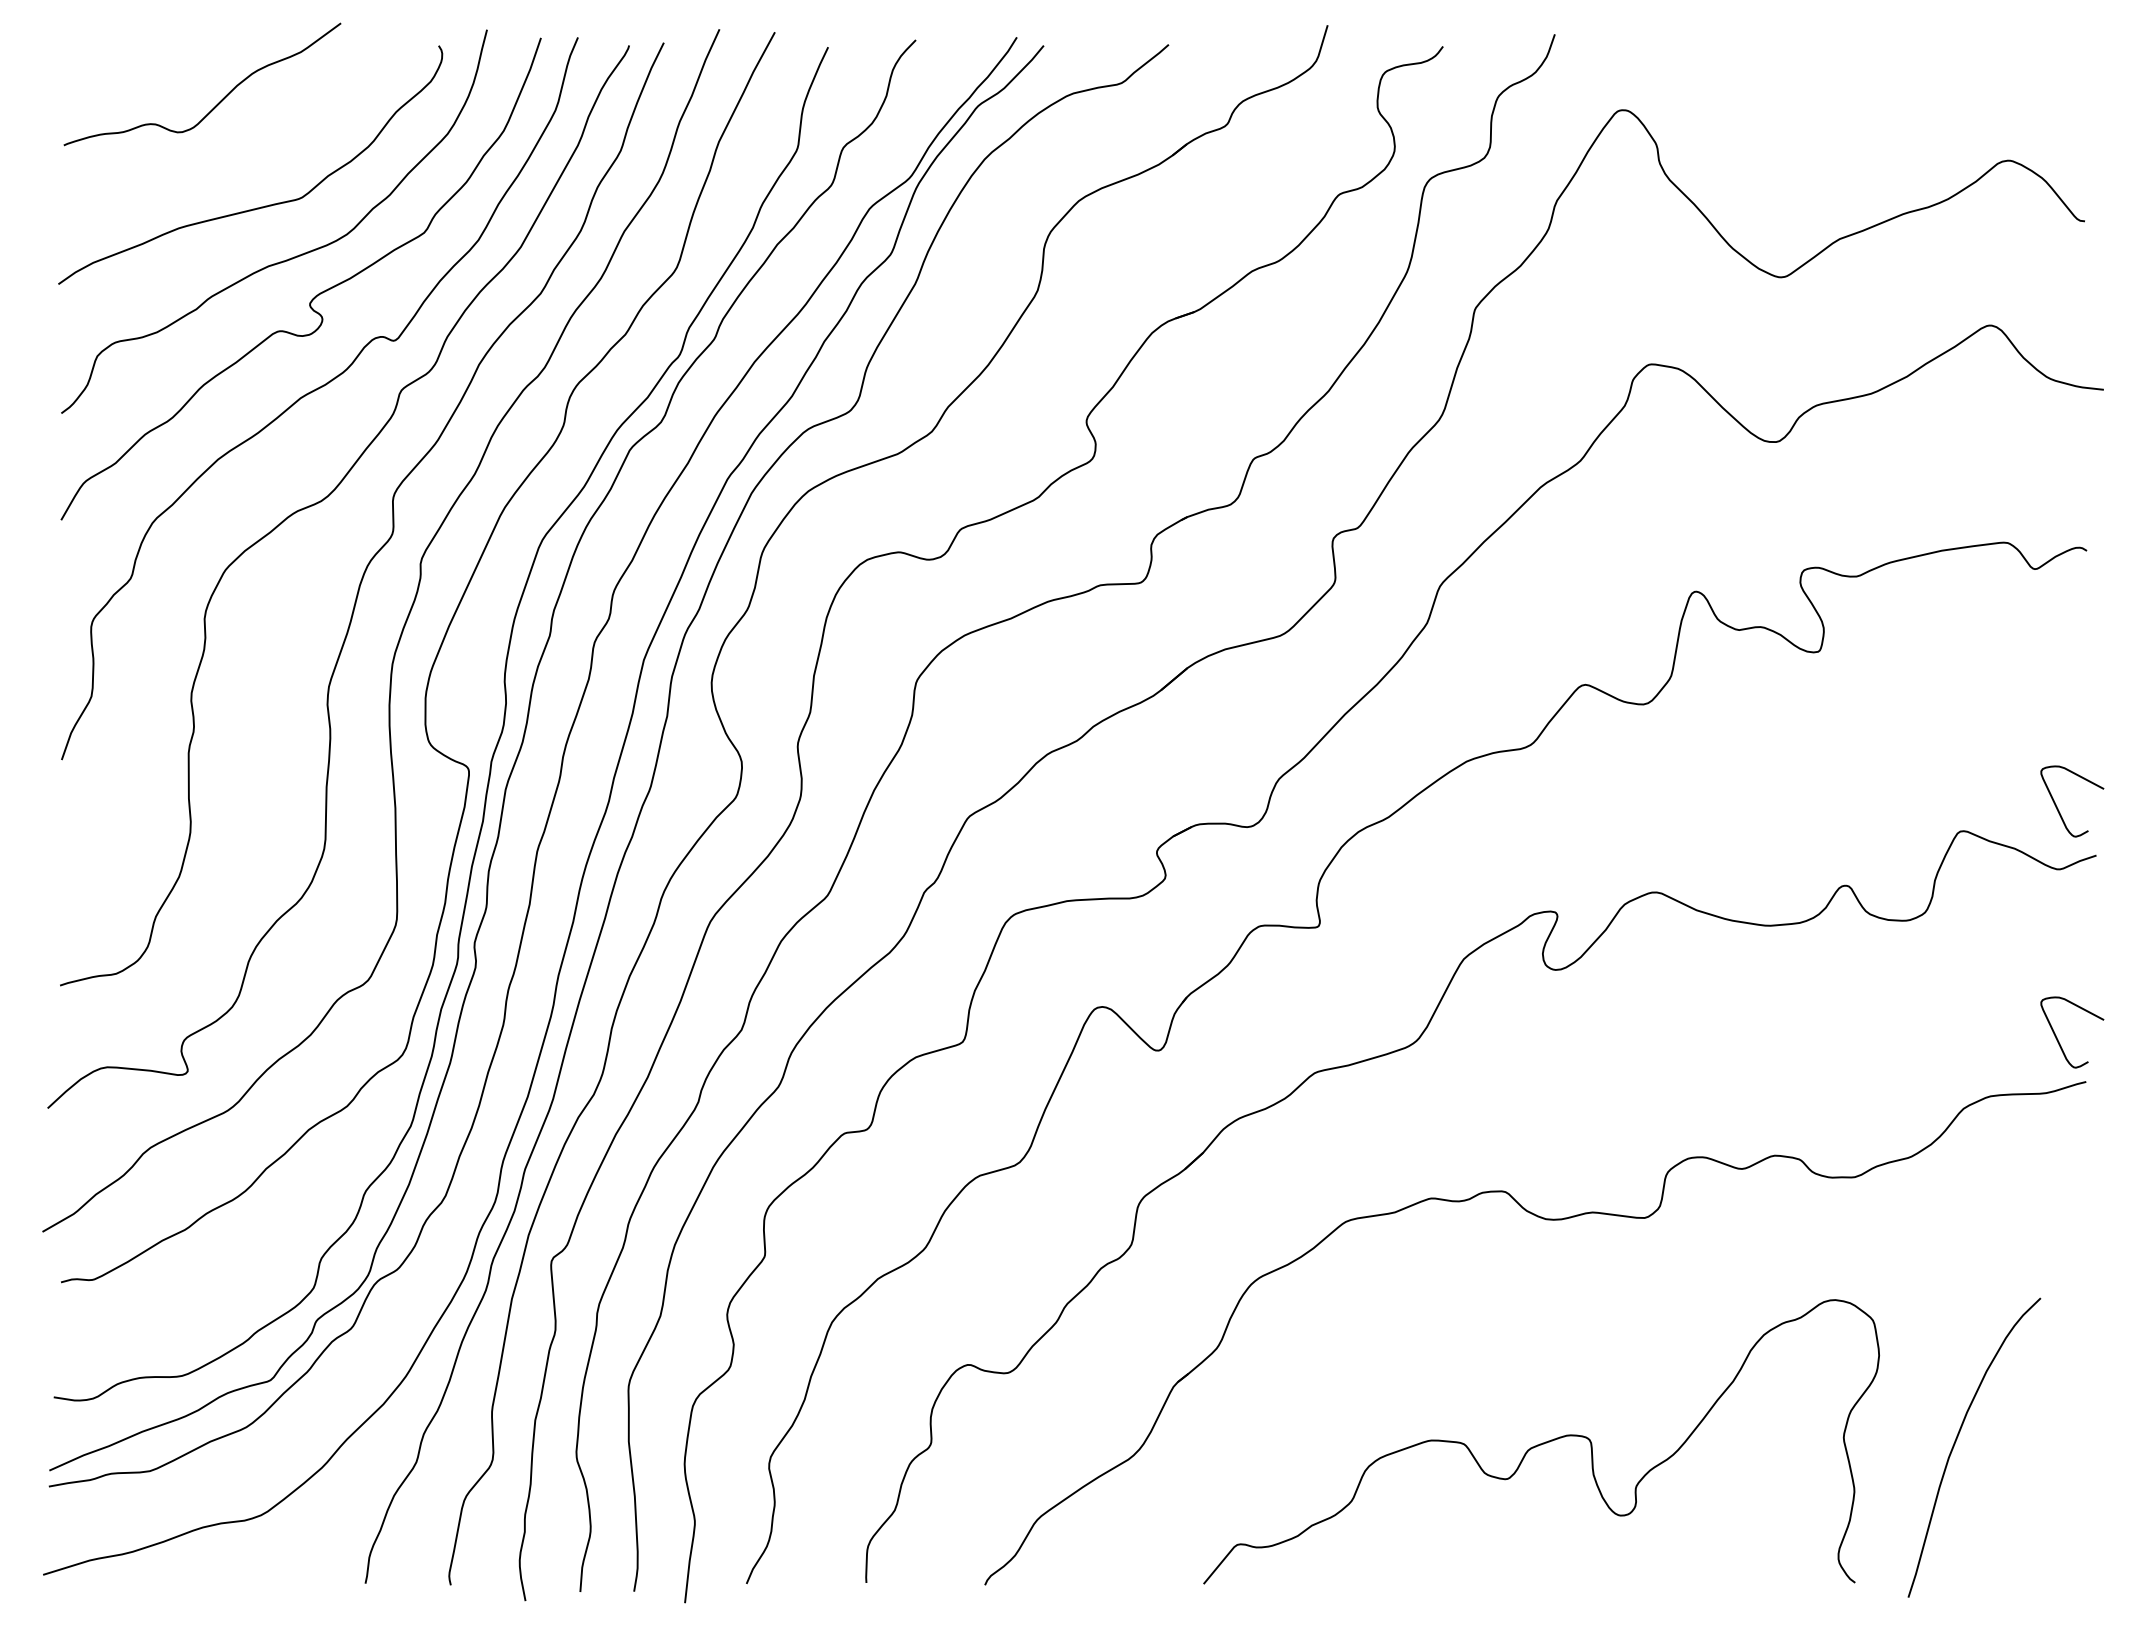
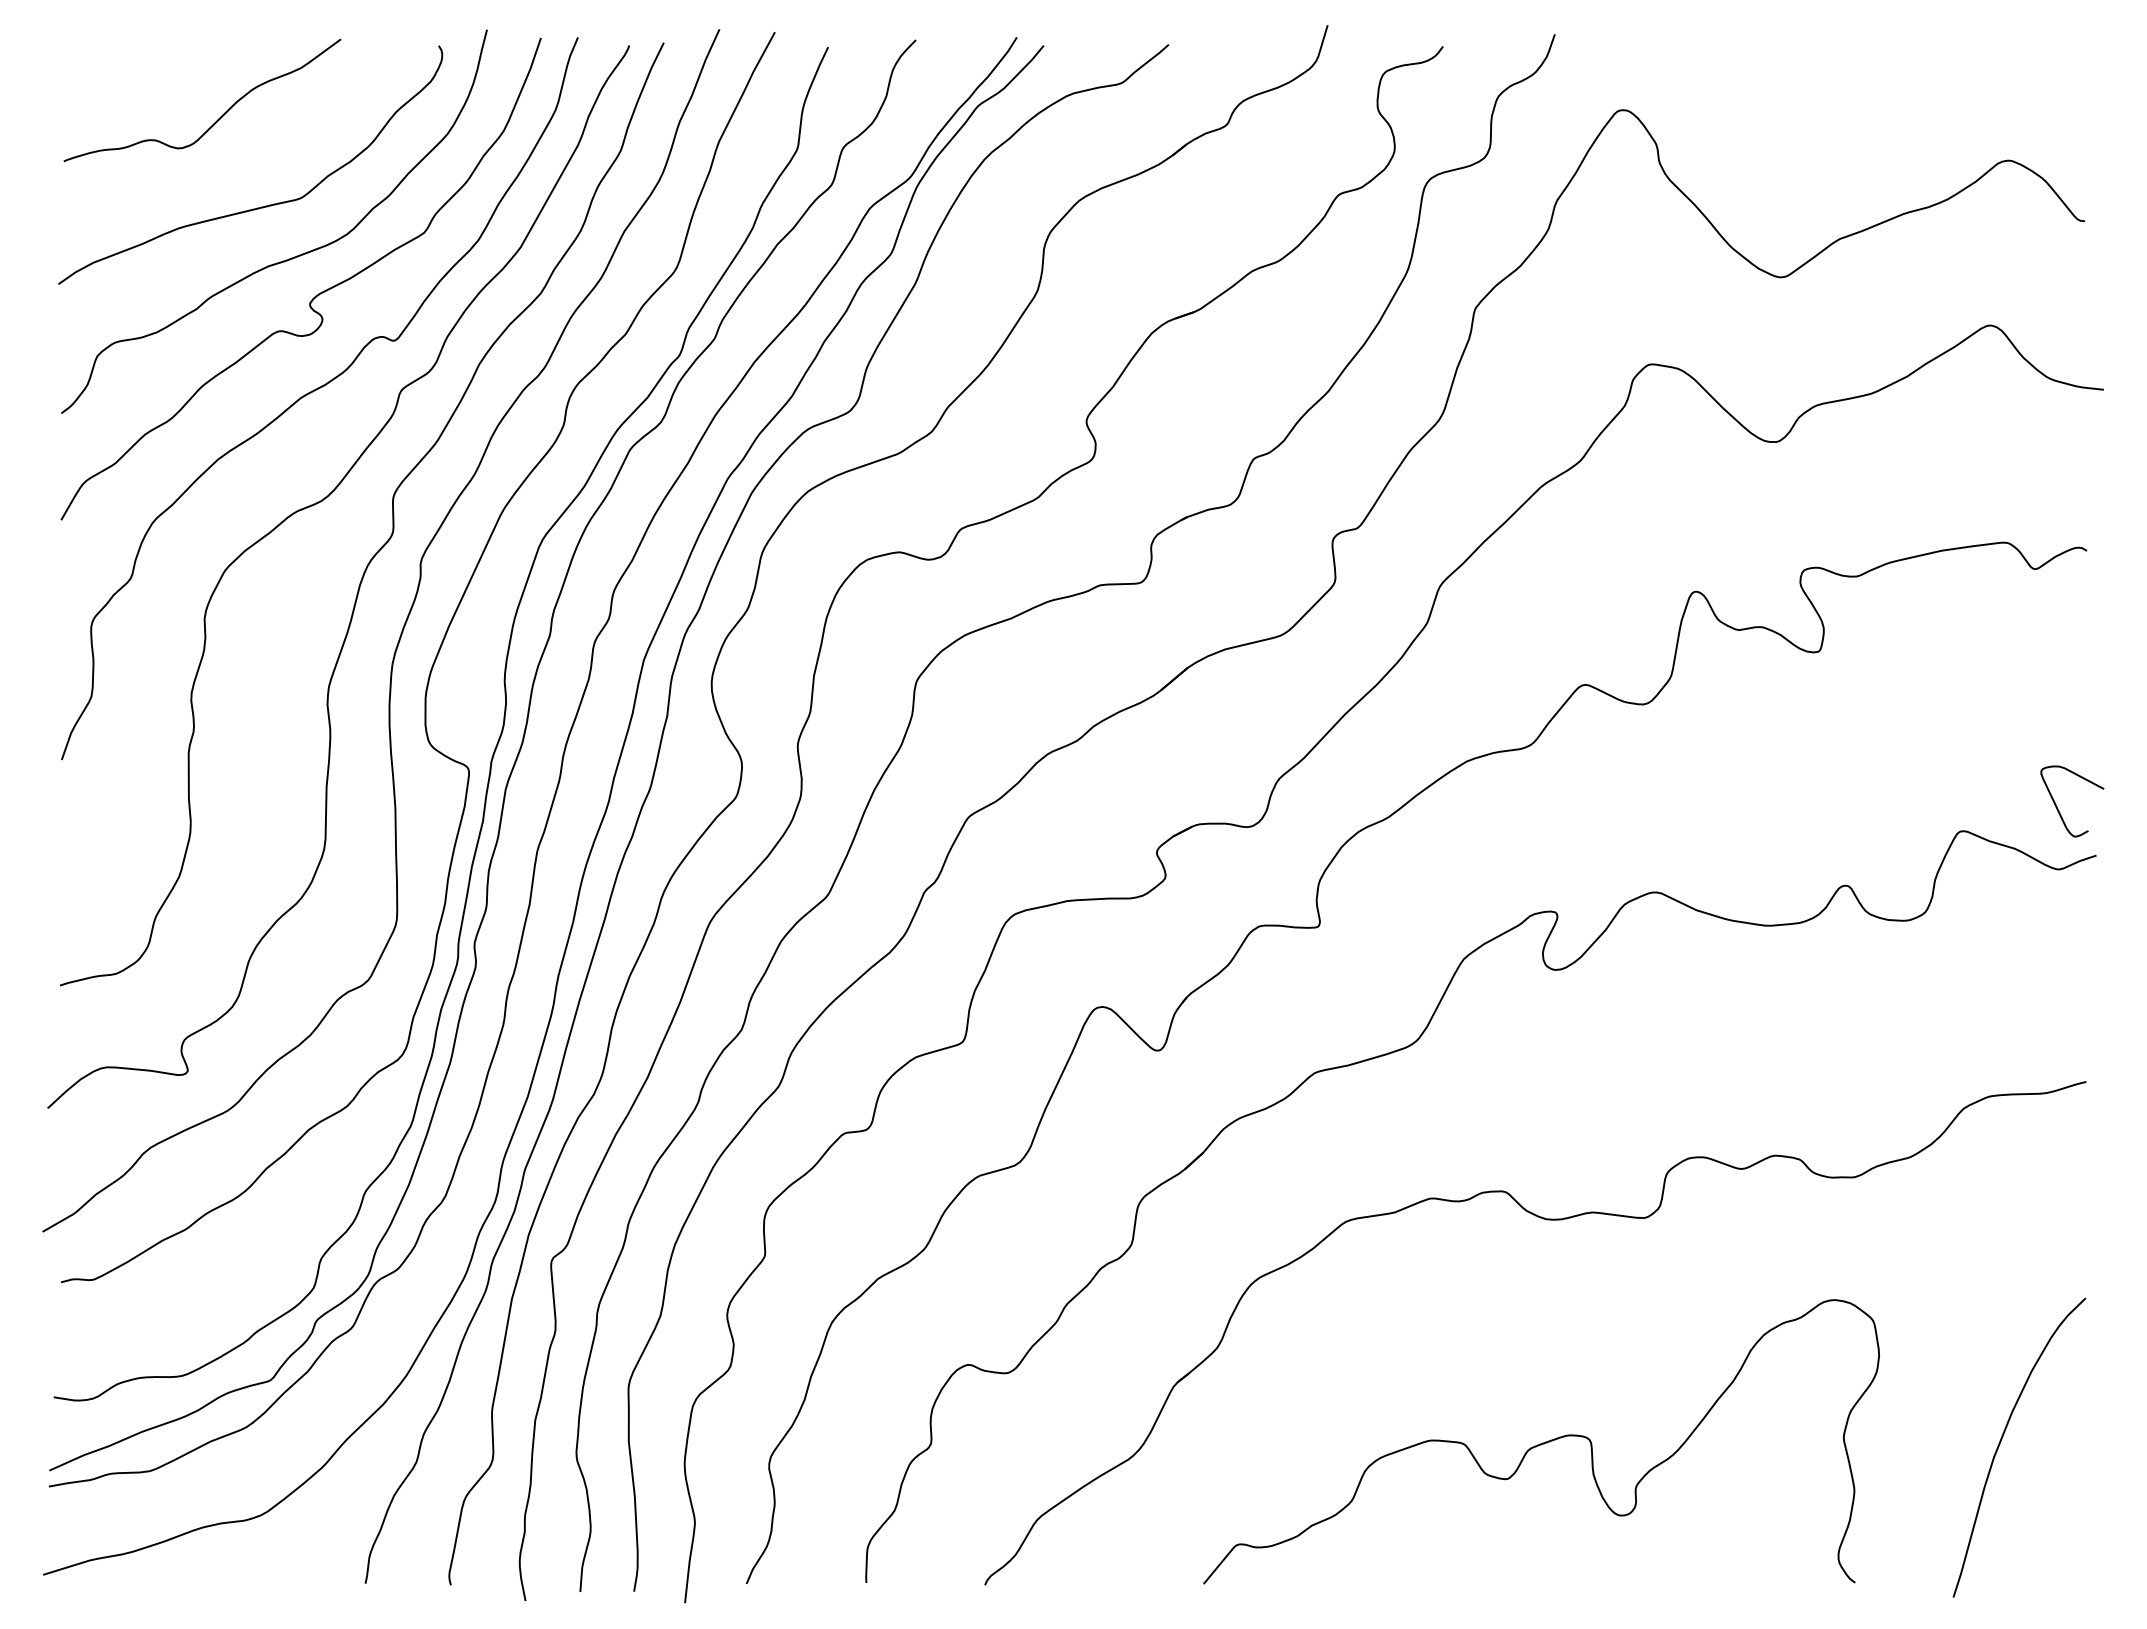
curve position: (219, 101) -> (219, 117) (219, 117)
curve: present -> none (2058, 1039)
curve position: (1957, 1439) -> (2002, 1439) (2002, 1439)
